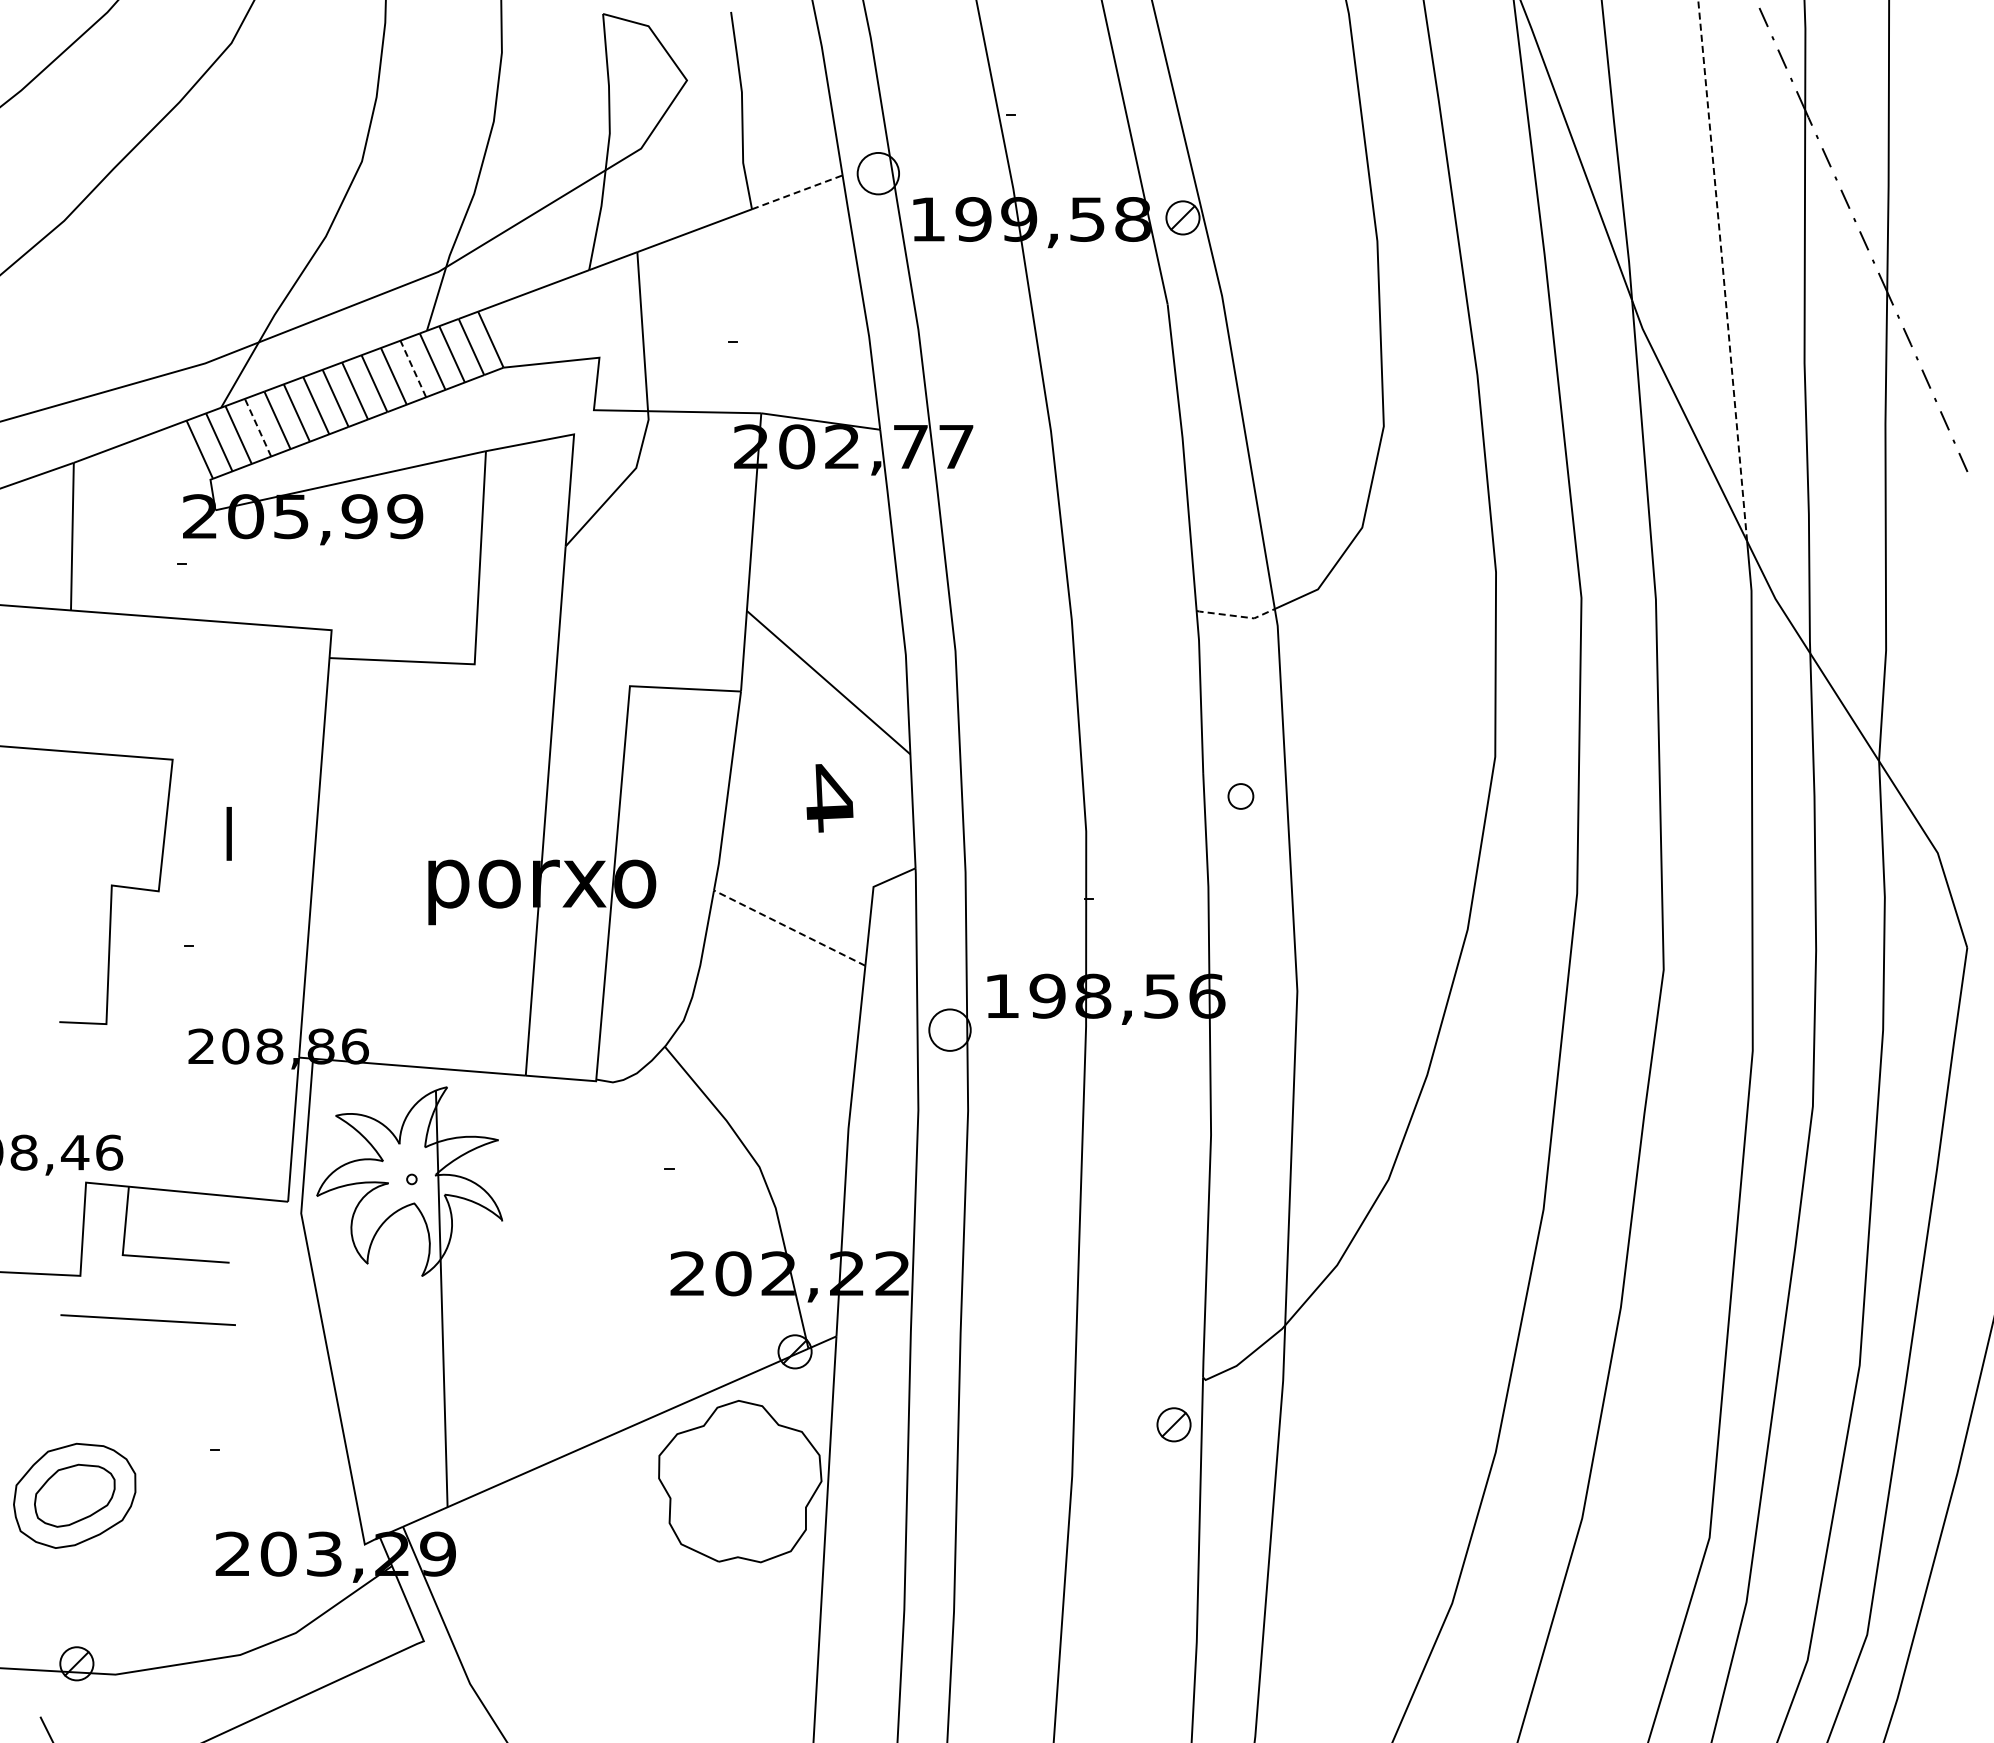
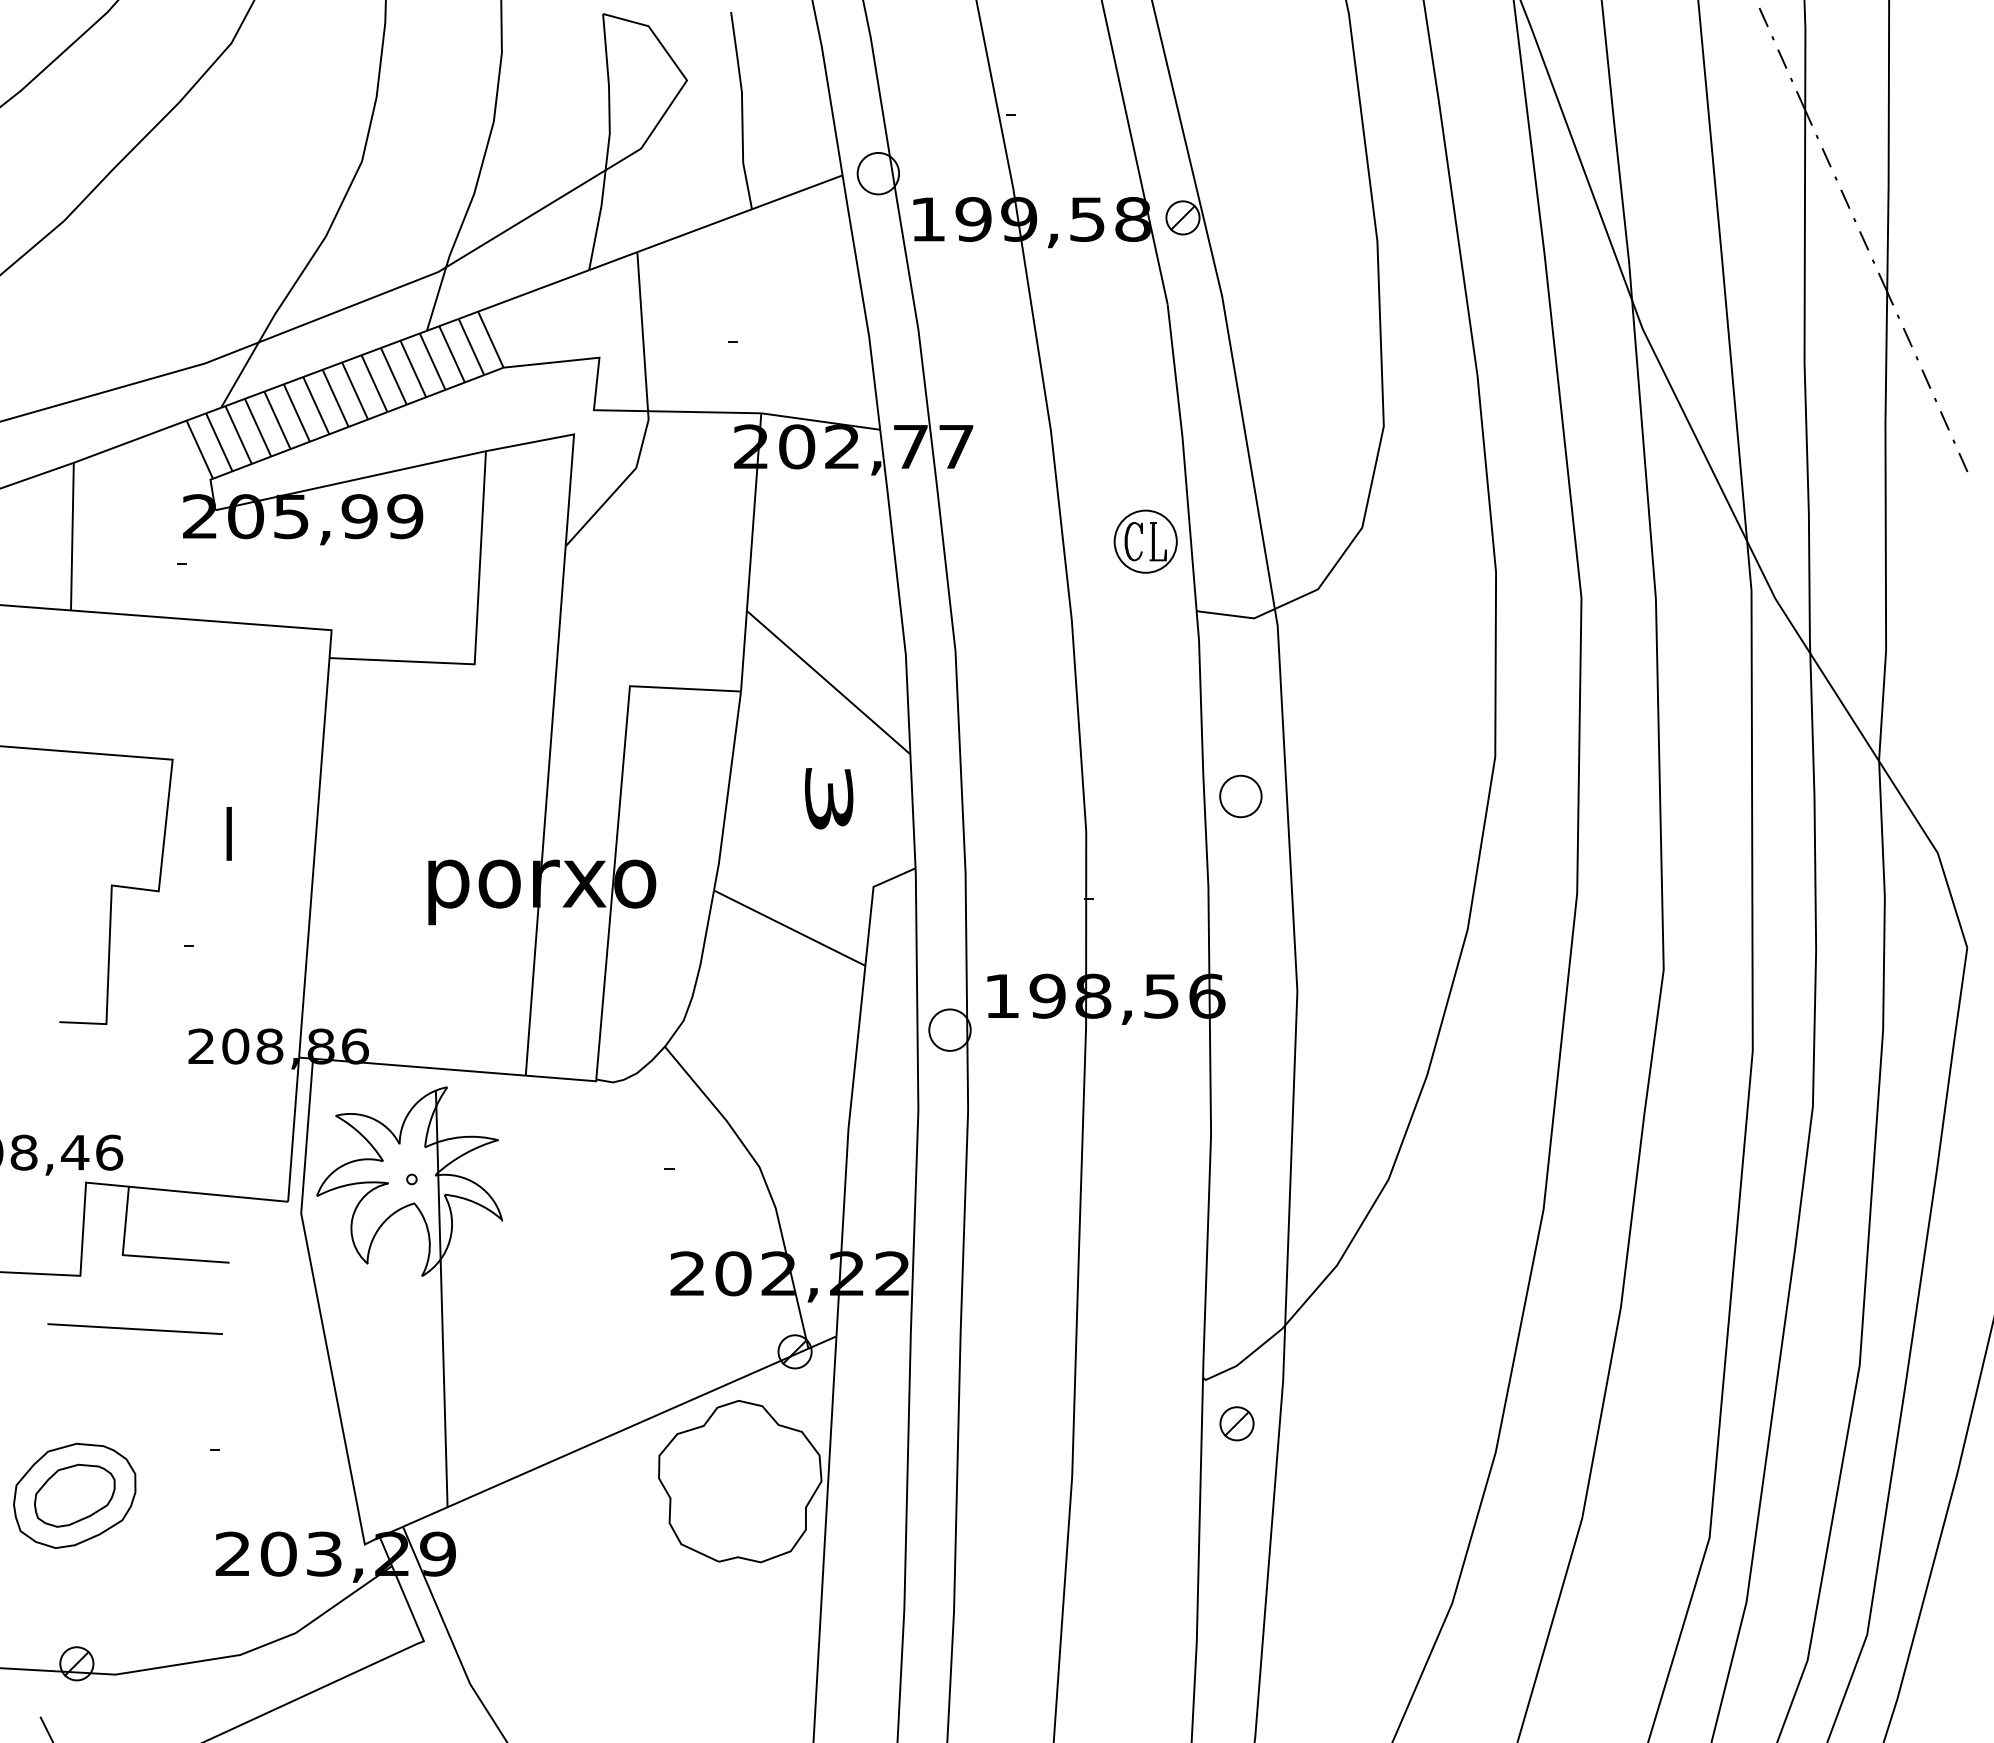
line: dashed -> solid (797, 192)
line: dashed -> solid (1723, 269)
line: dashed -> solid (413, 368)
line: dashed -> solid (258, 427)
part: none -> present (1145, 541)
line: dashed -> solid (1236, 616)
part size: 28x27 px -> 44x45 px (1240, 796)
text: 4 -> 3 (829, 798)
line: dashed -> solid (789, 928)
line position: (147, 1319) -> (134, 1328) (134, 1328)
part position: (1173, 1424) -> (1236, 1423) (1236, 1423)
